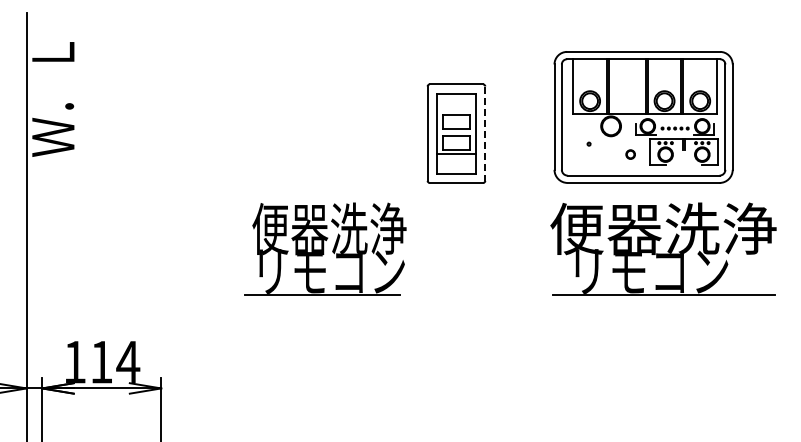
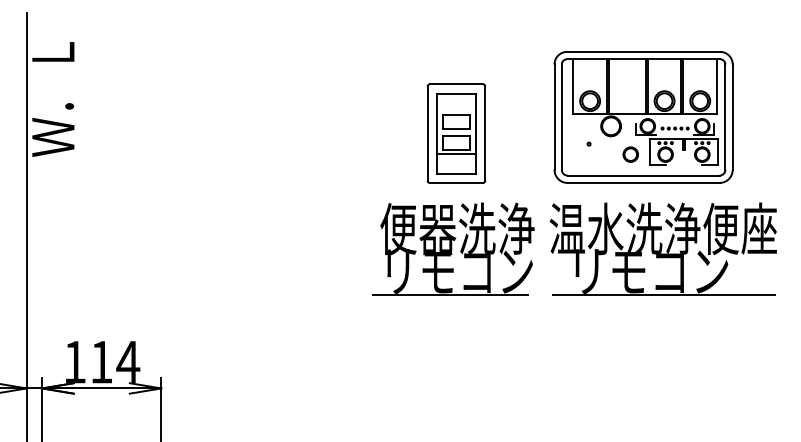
line: dashed -> solid (485, 134)
circle size: 11x11 px -> 17x17 px (630, 154)
text: 便器洗浄 -> 温水洗浄便座 (662, 228)
part position: (325, 248) -> (453, 248) (453, 248)
